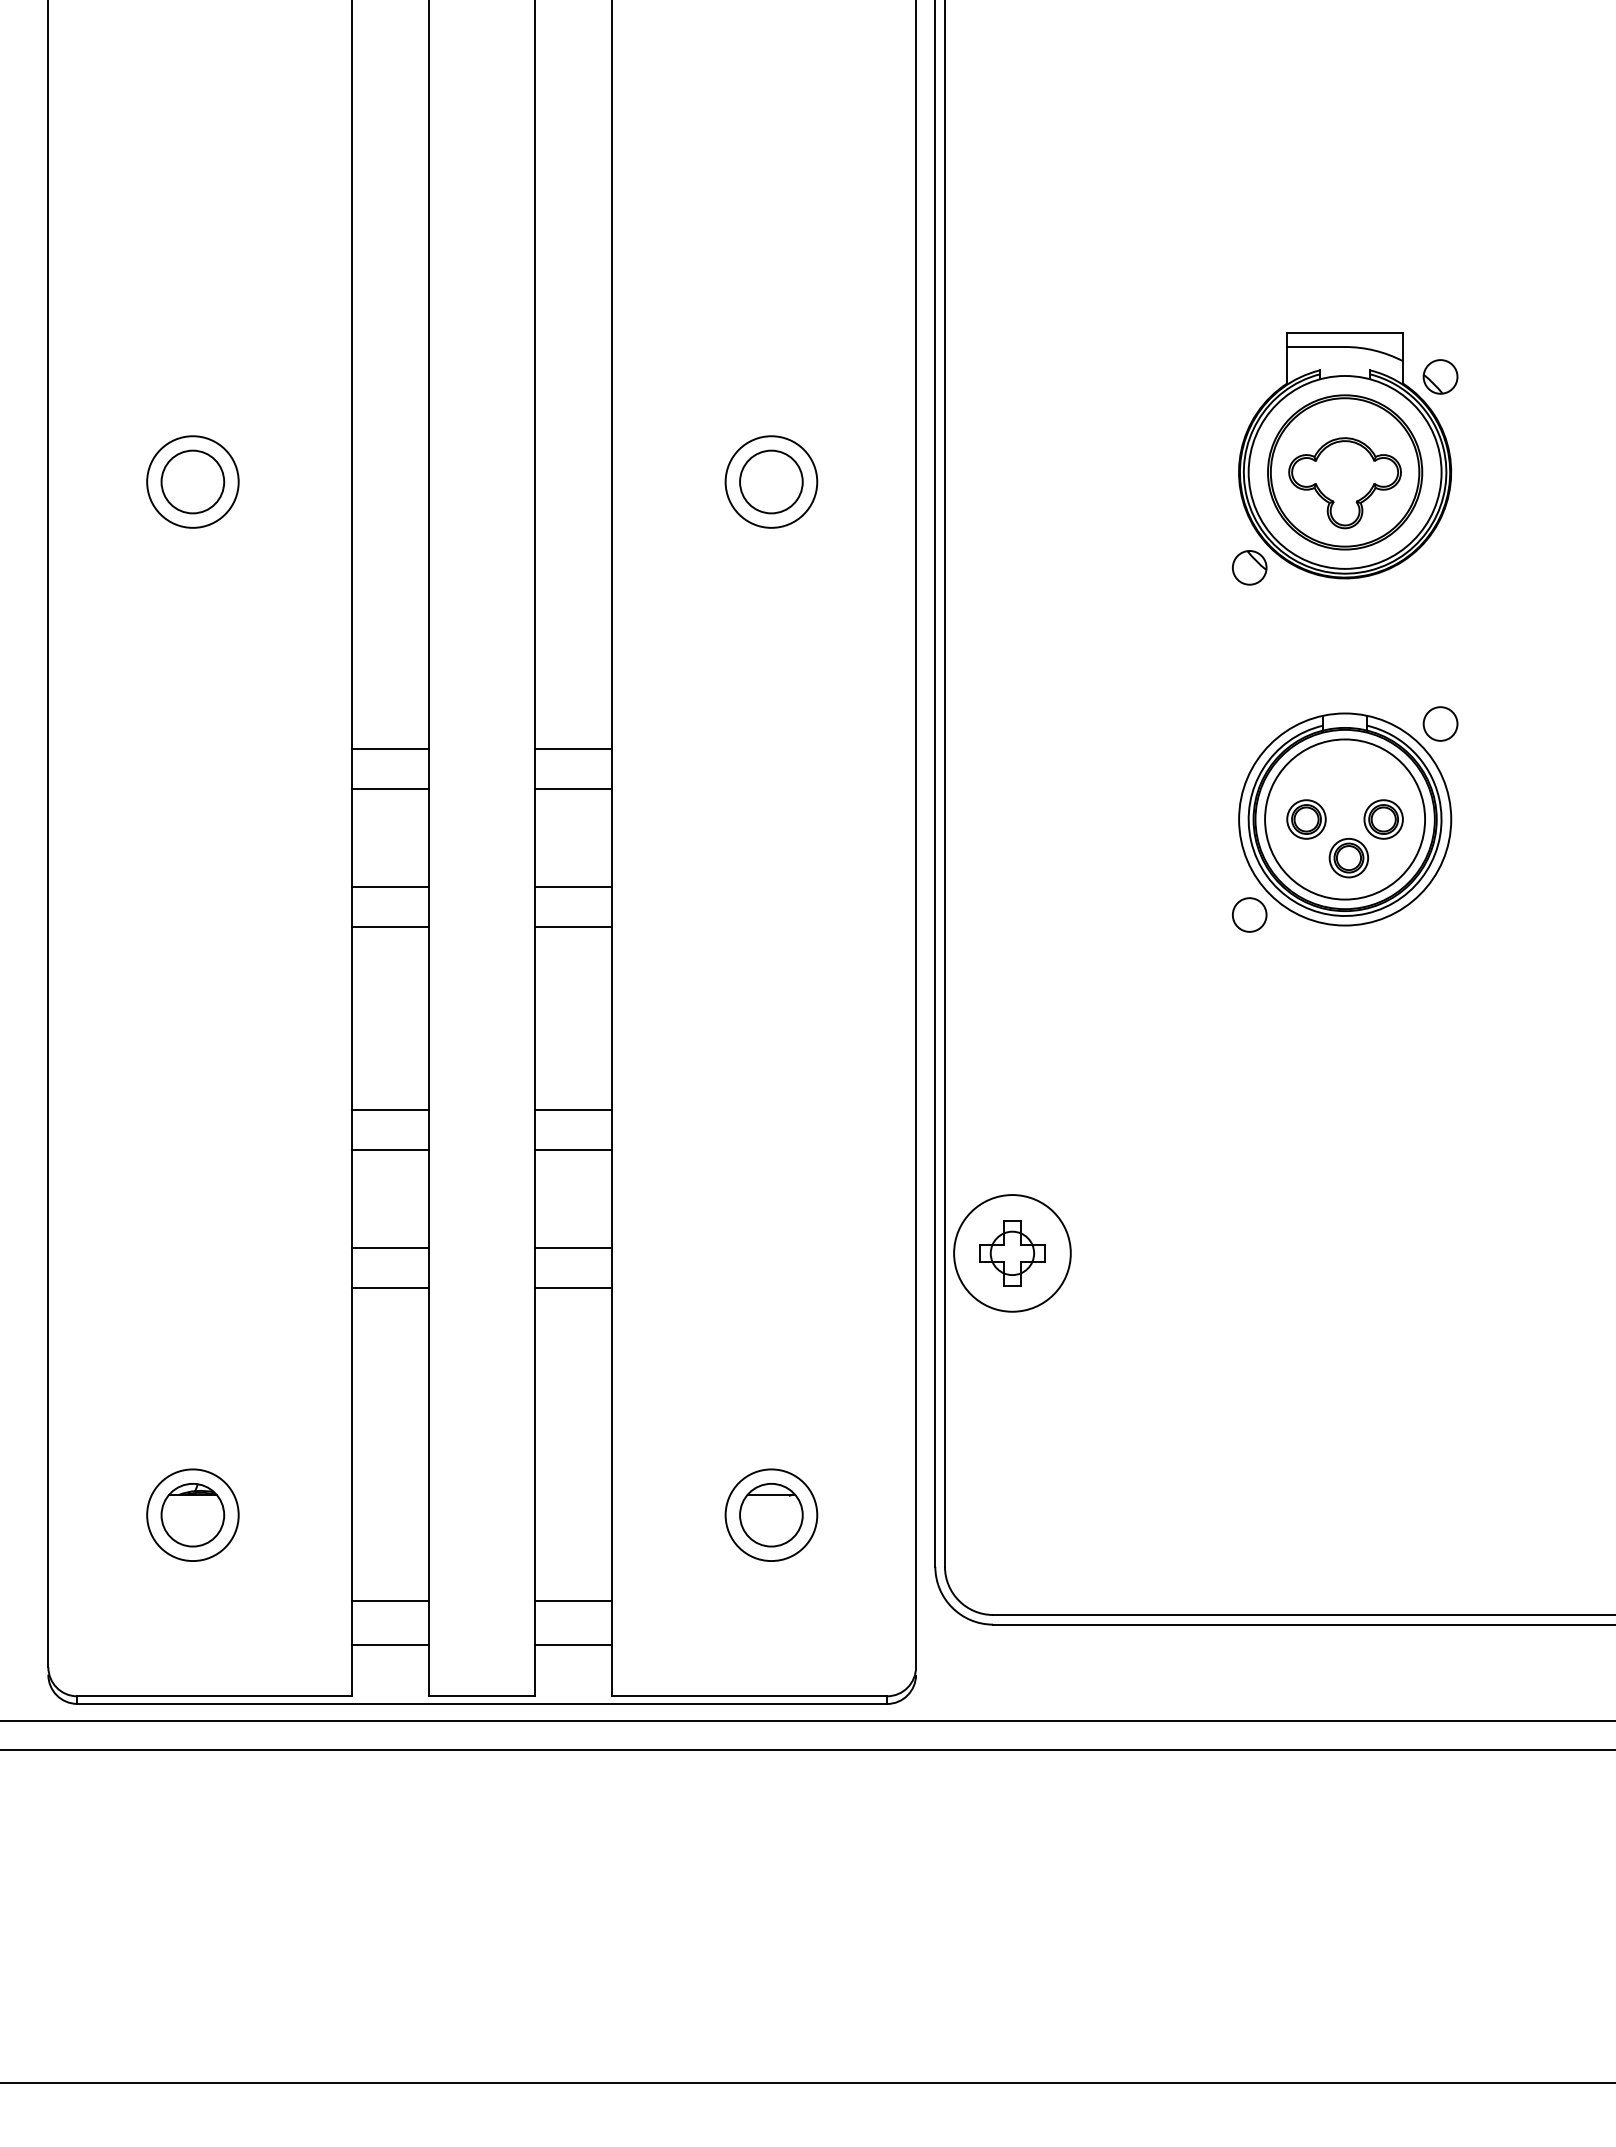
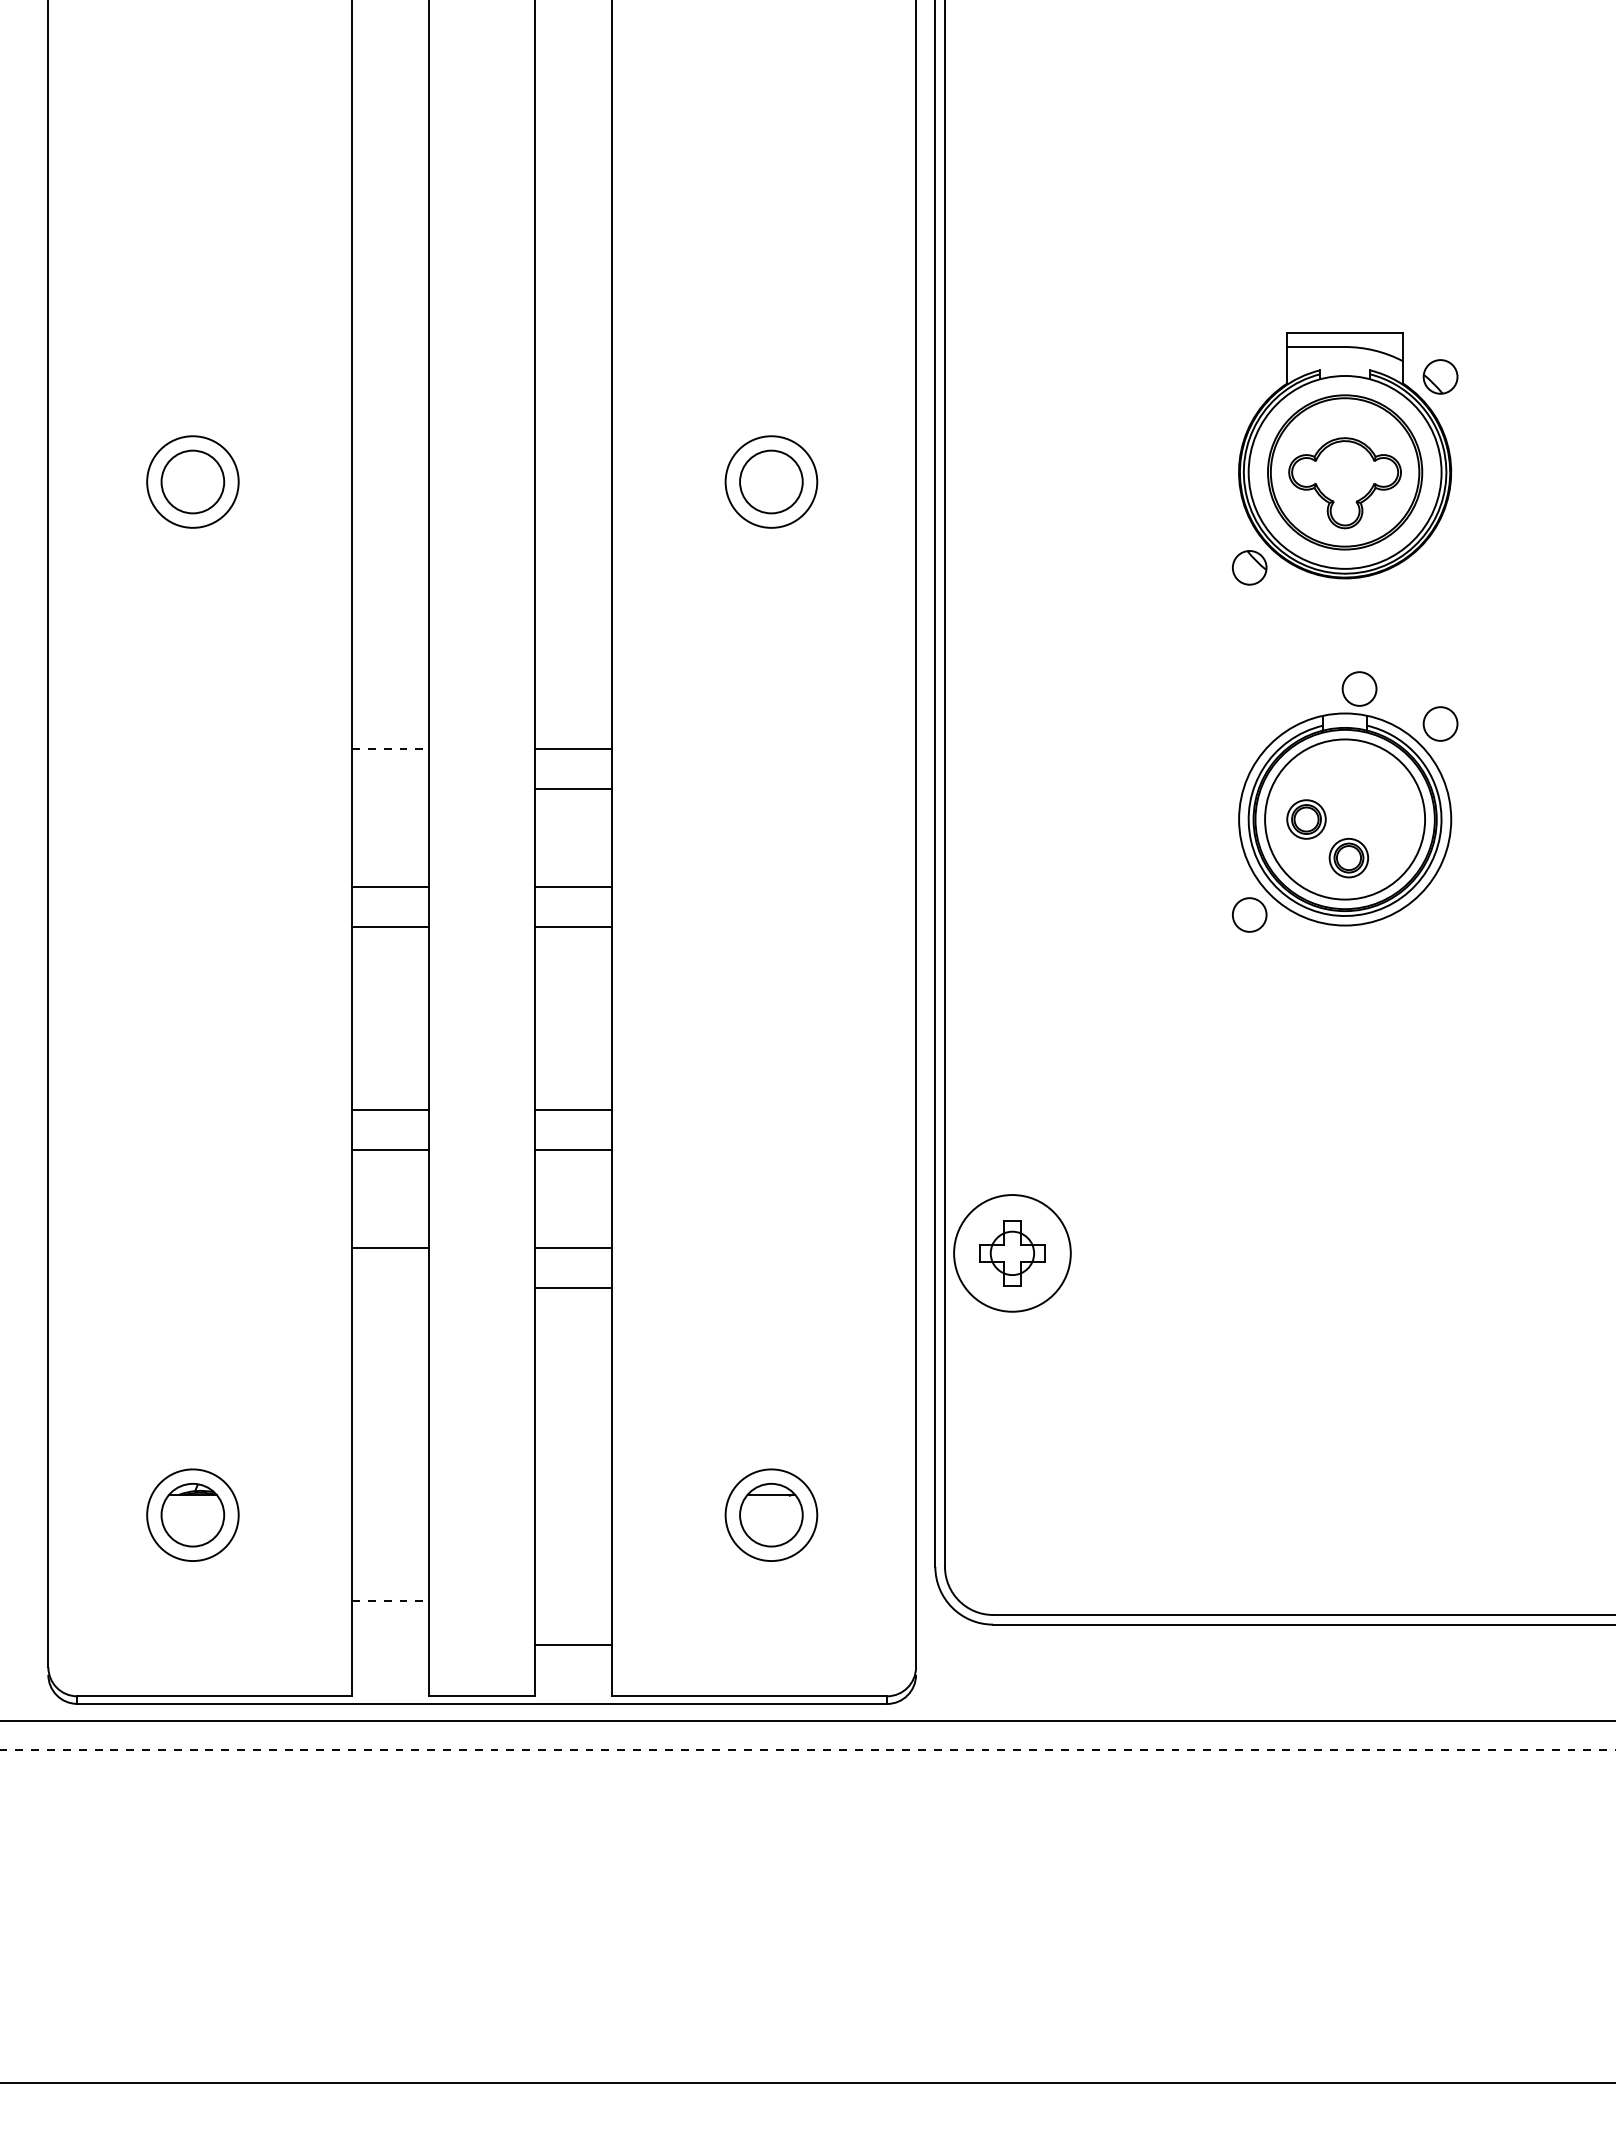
part: none -> present (1359, 688)
line: solid -> dashed (390, 748)
line: present -> none (390, 789)
part: present -> none (1383, 819)
line: present -> none (390, 1287)
line: solid -> dashed (390, 1600)
line: present -> none (573, 1600)
line: present -> none (390, 1644)
line: solid -> dashed (807, 1749)
